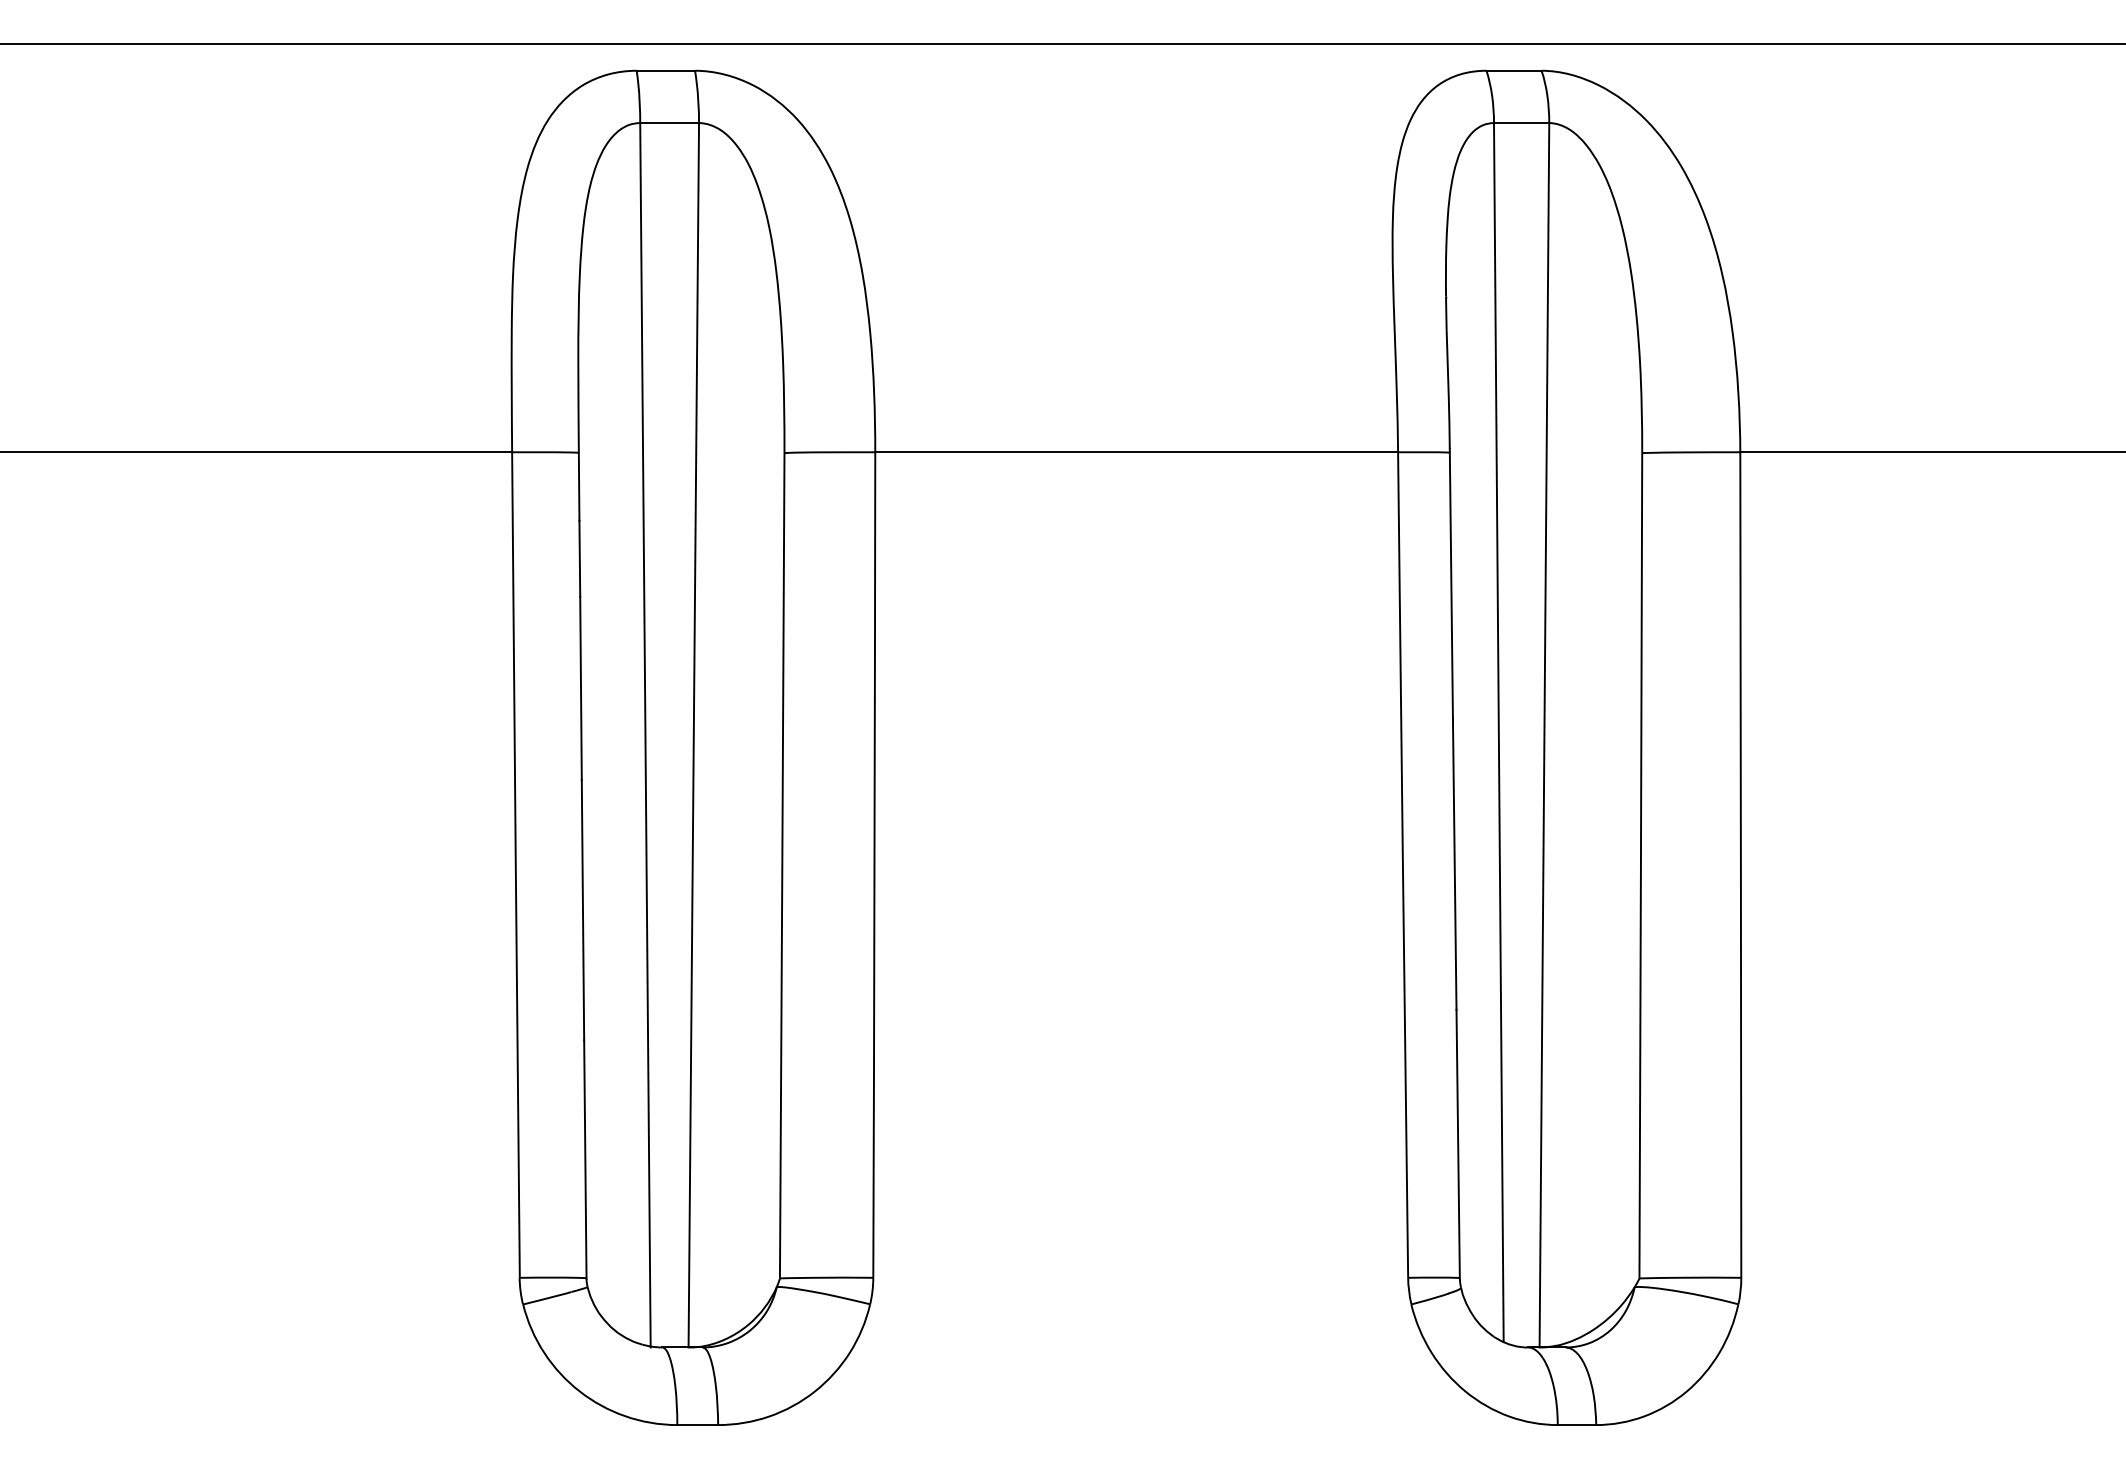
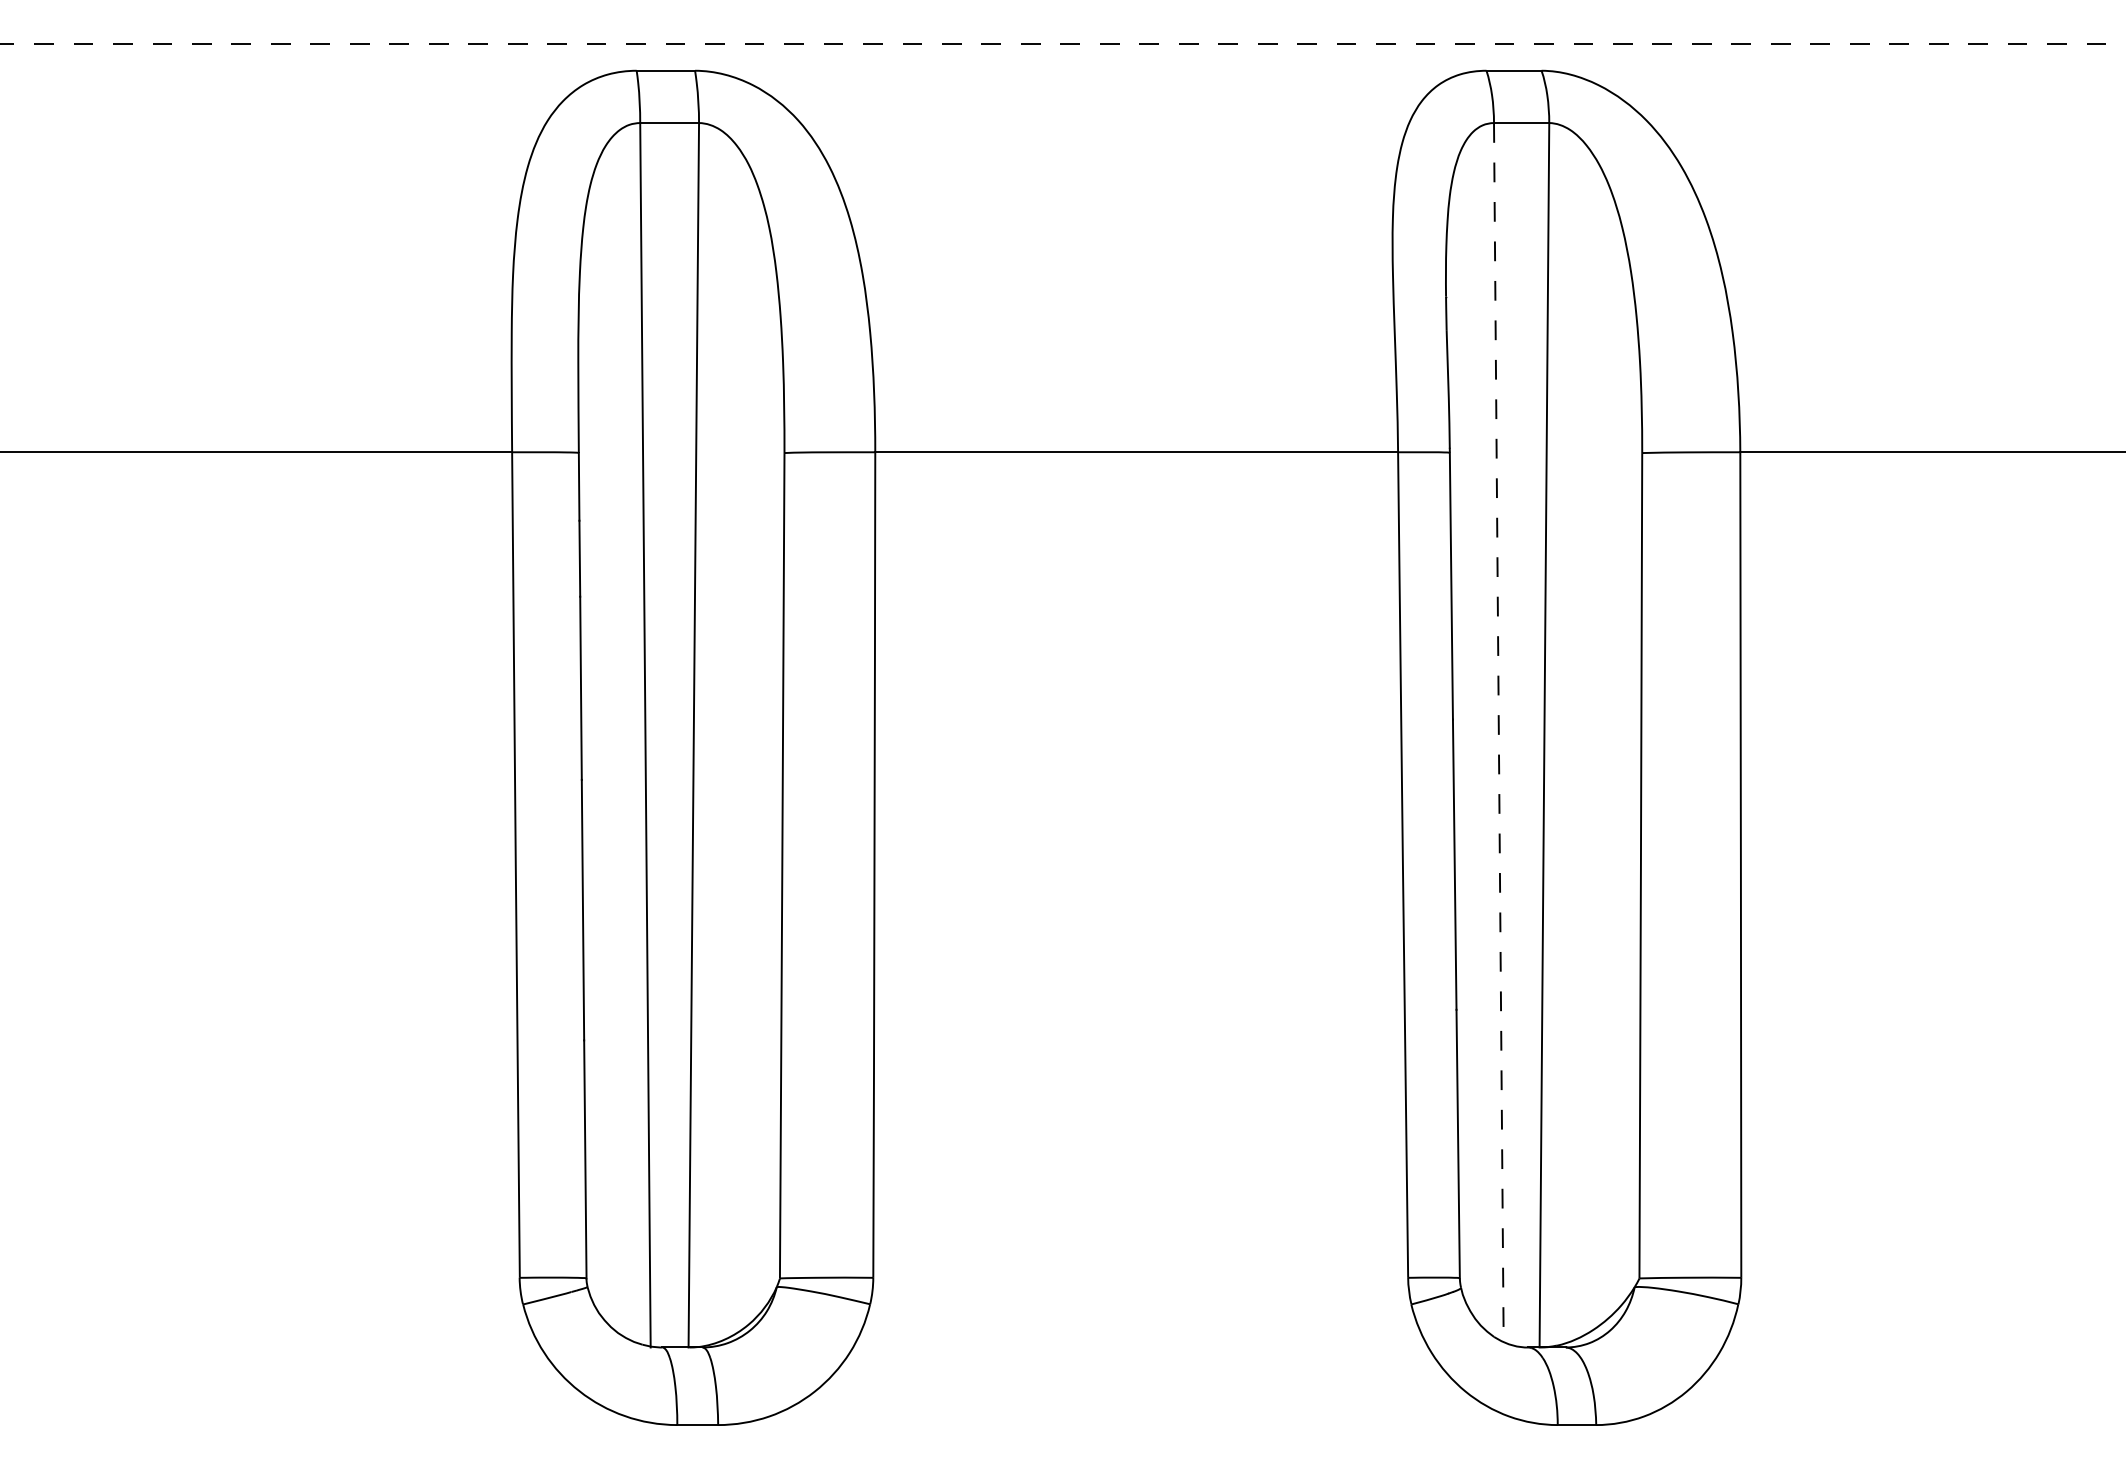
line: solid -> dashed (1063, 43)
line: solid -> dashed (1498, 732)
